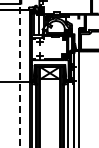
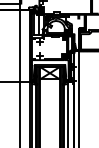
line: dashed -> solid (20, 73)
